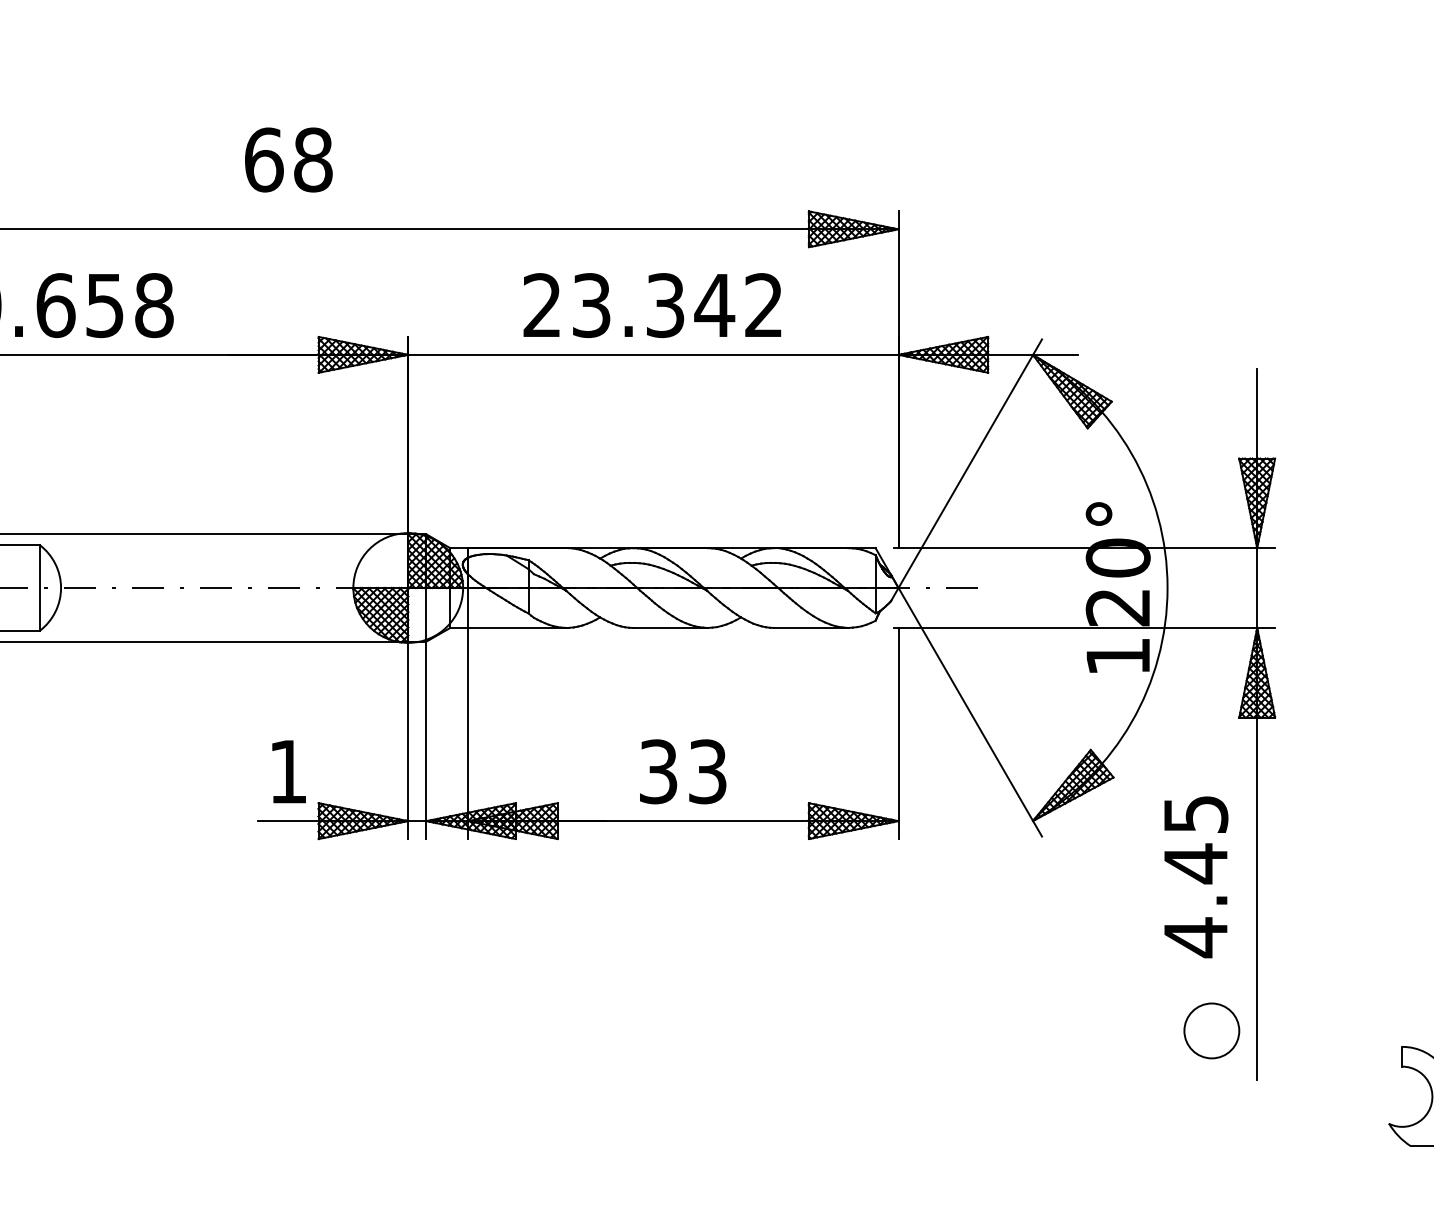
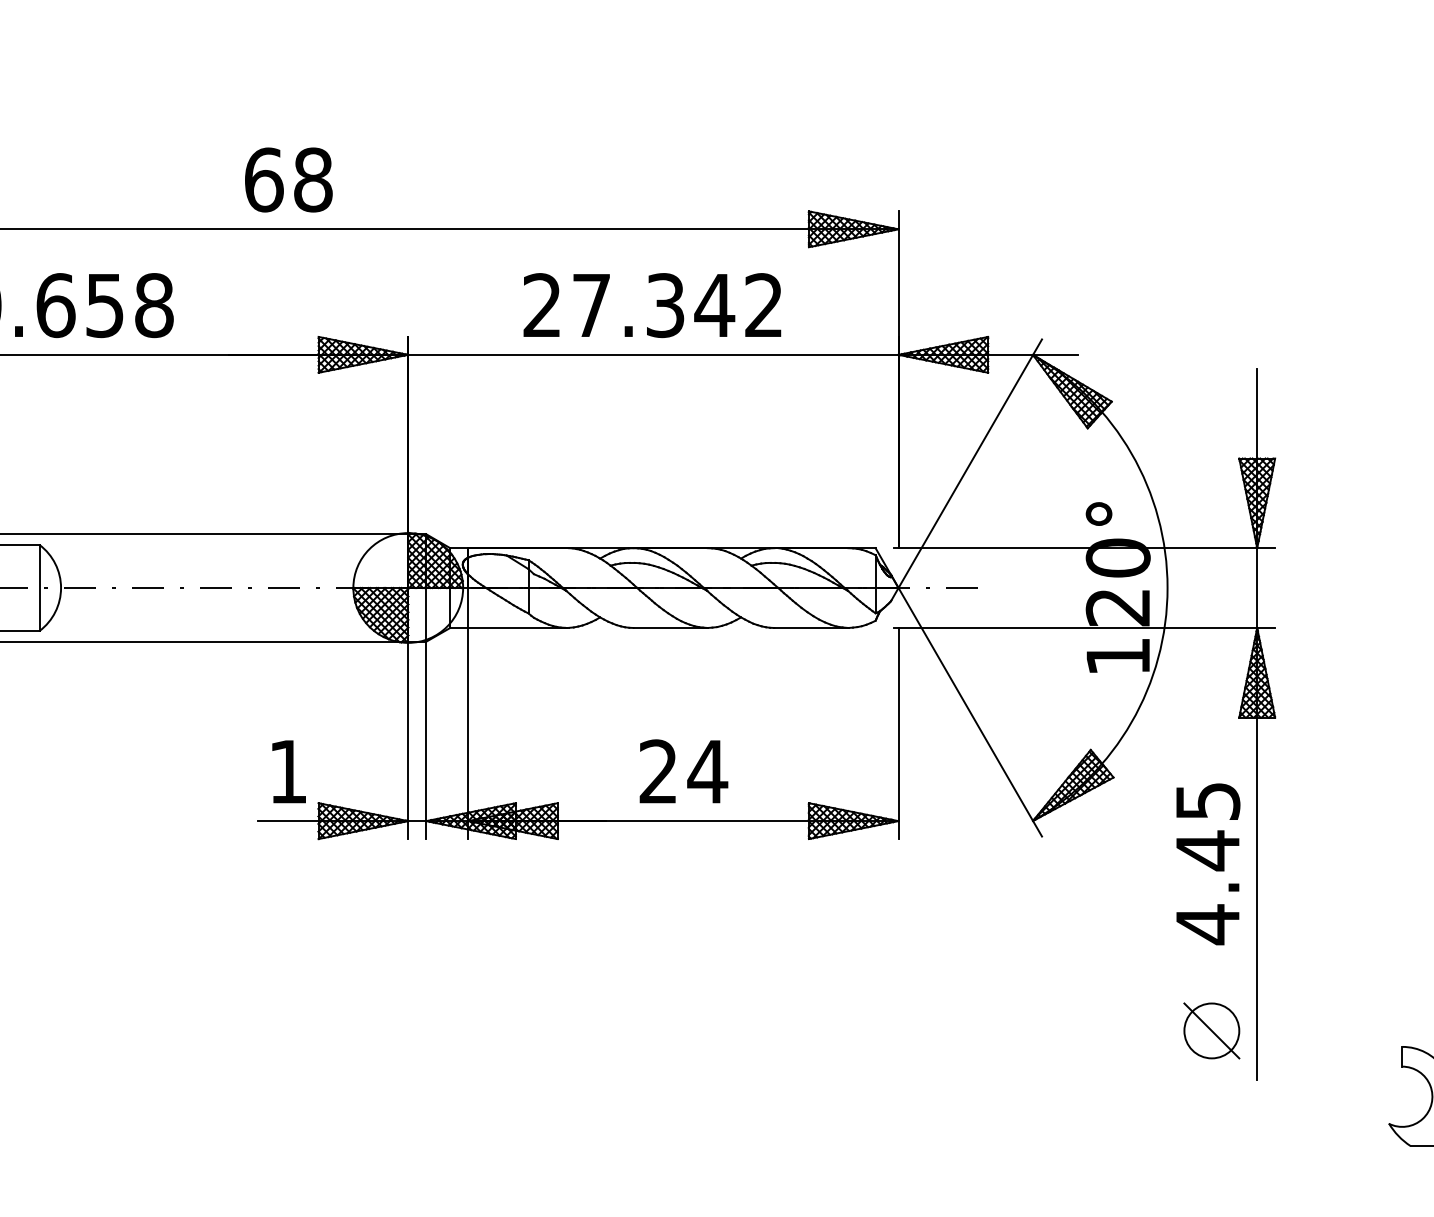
text position: (288, 159) -> (288, 179) (288, 179)
text: 23.342 -> 27.342 (591, 305)
text: 33 -> 24 (683, 771)
text position: (1196, 877) -> (1208, 864) (1208, 864)
line: none -> present (1211, 1030)
